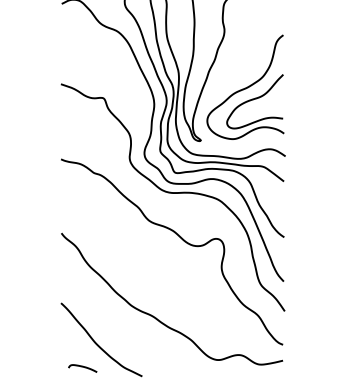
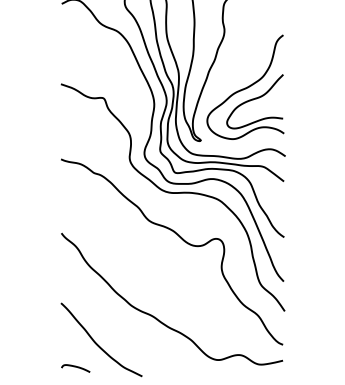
curve position: (82, 367) -> (75, 367) (75, 367)
